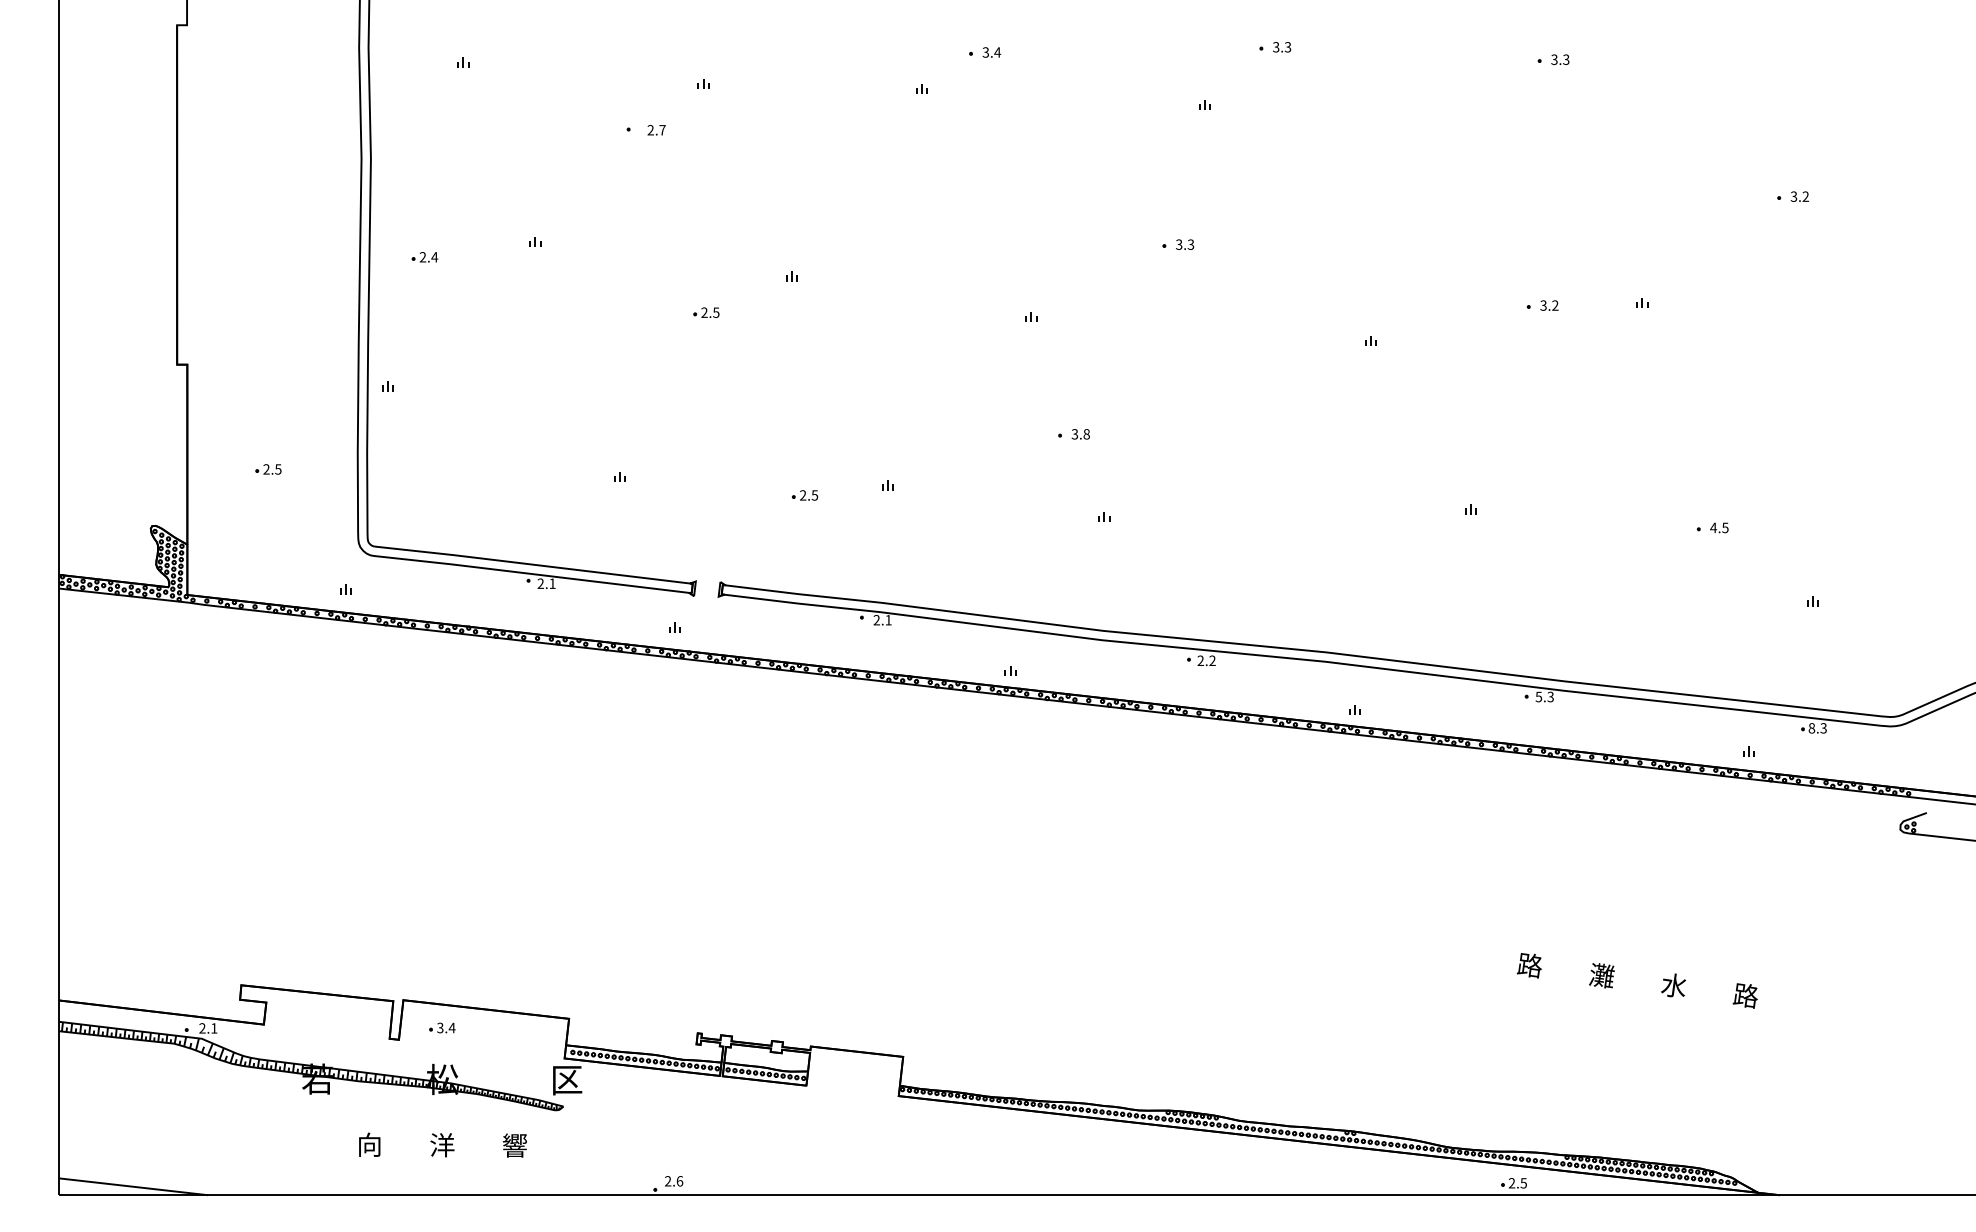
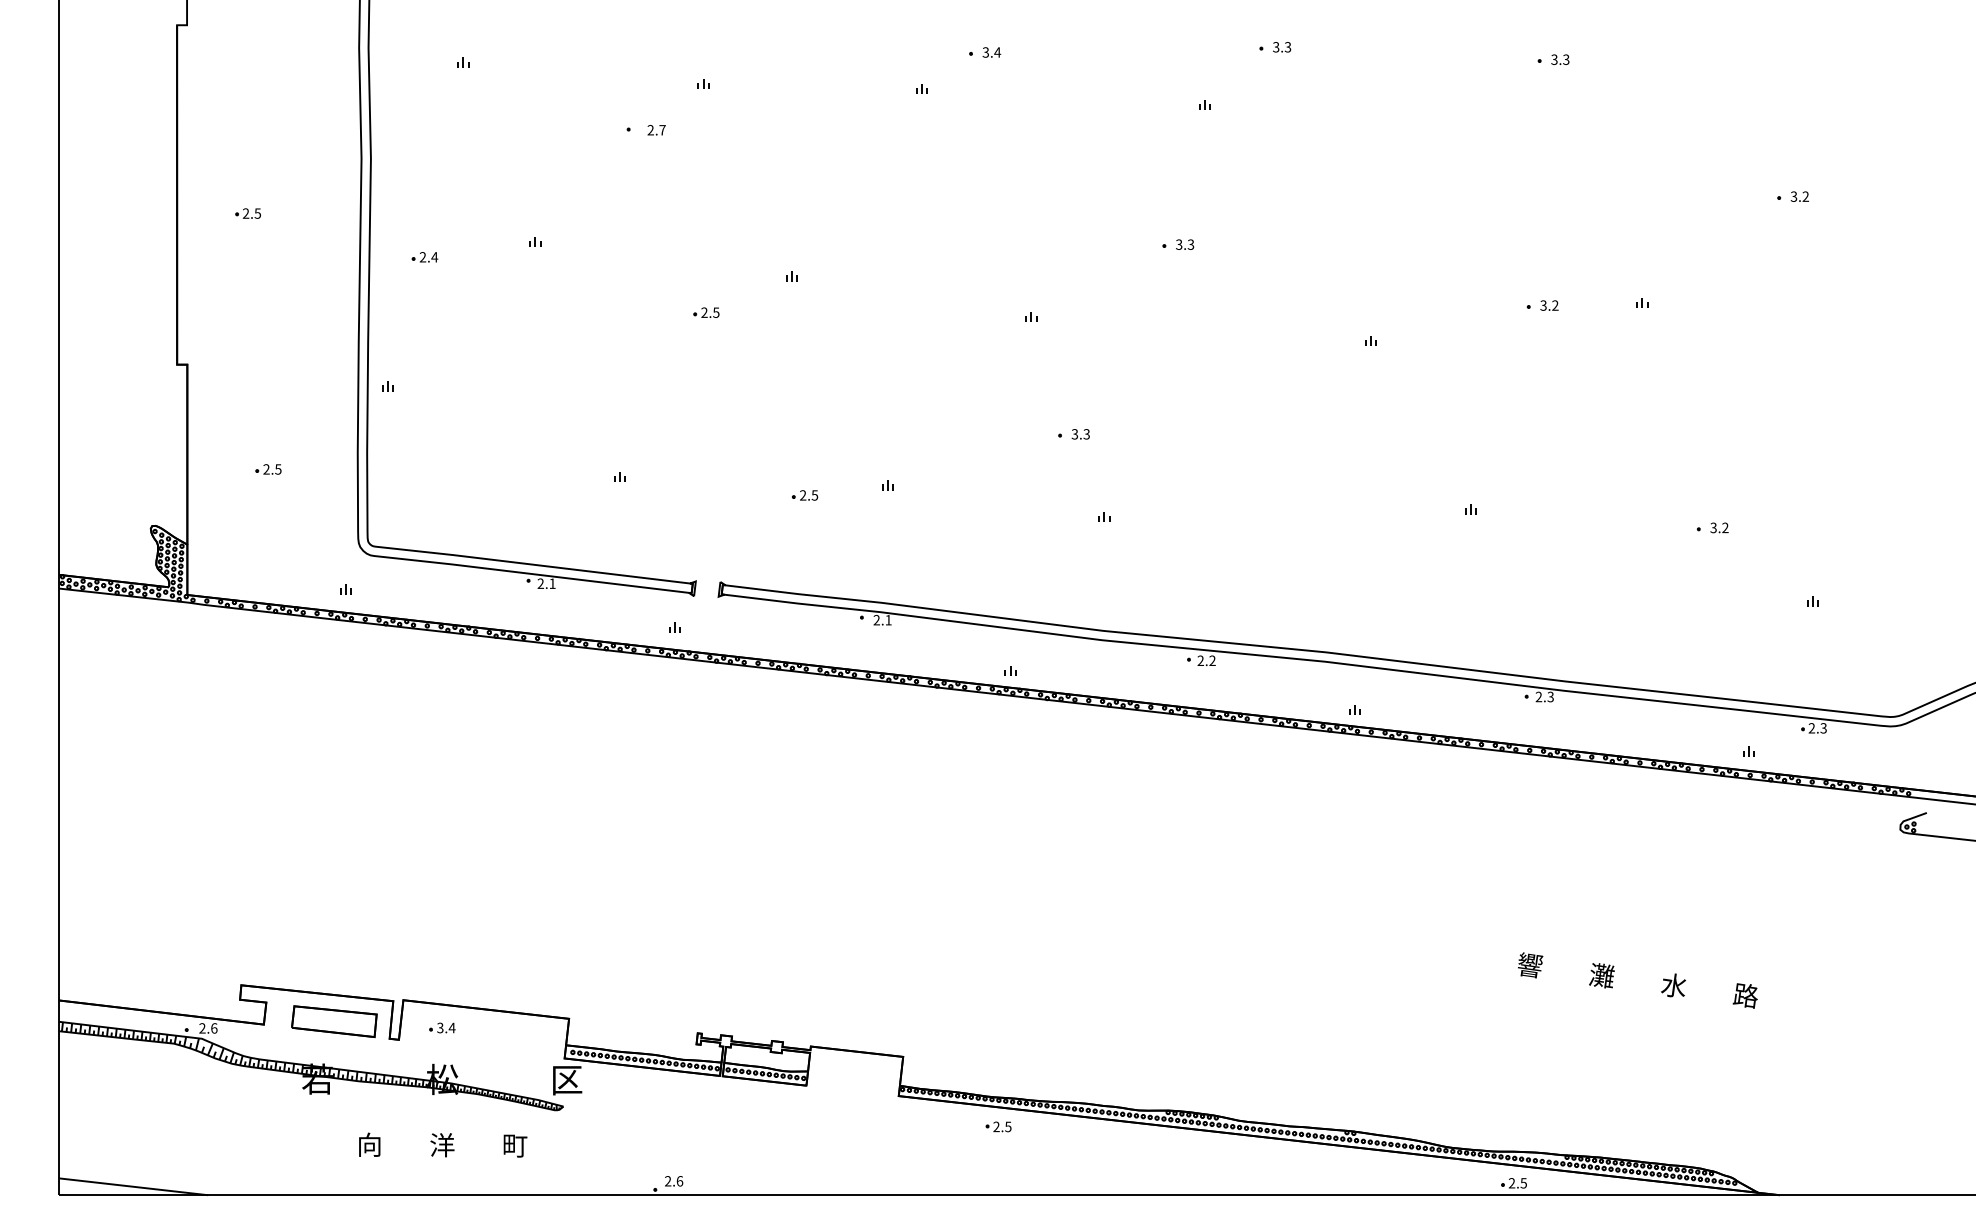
part: none -> present (247, 213)
text: 3.8 -> 3.3 (1086, 434)
text: 4.5 -> 3.2 (1719, 527)
text: 5.3 -> 2.3 (1538, 696)
text: 8.3 -> 2.3 (1811, 728)
text: 路 -> 響 (1529, 965)
part: none -> present (334, 1021)
text: 2.1 -> 2.6 (214, 1028)
part: none -> present (998, 1126)
text: 響 -> 町 (514, 1145)
